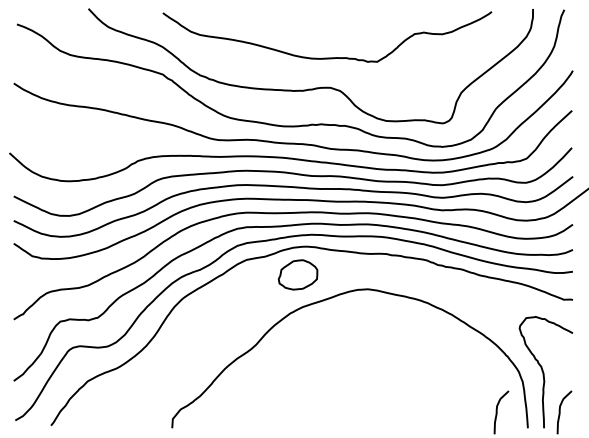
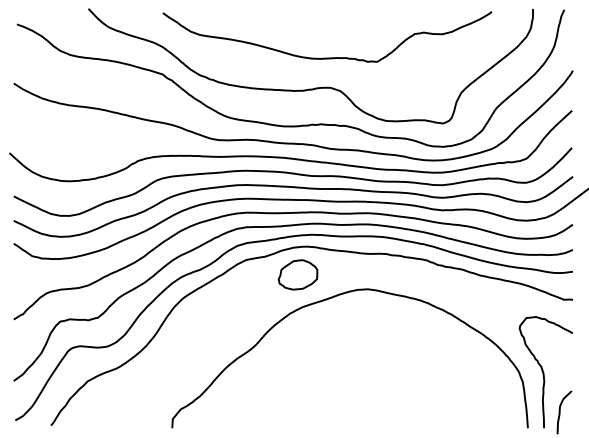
curve: present -> none (497, 412)
